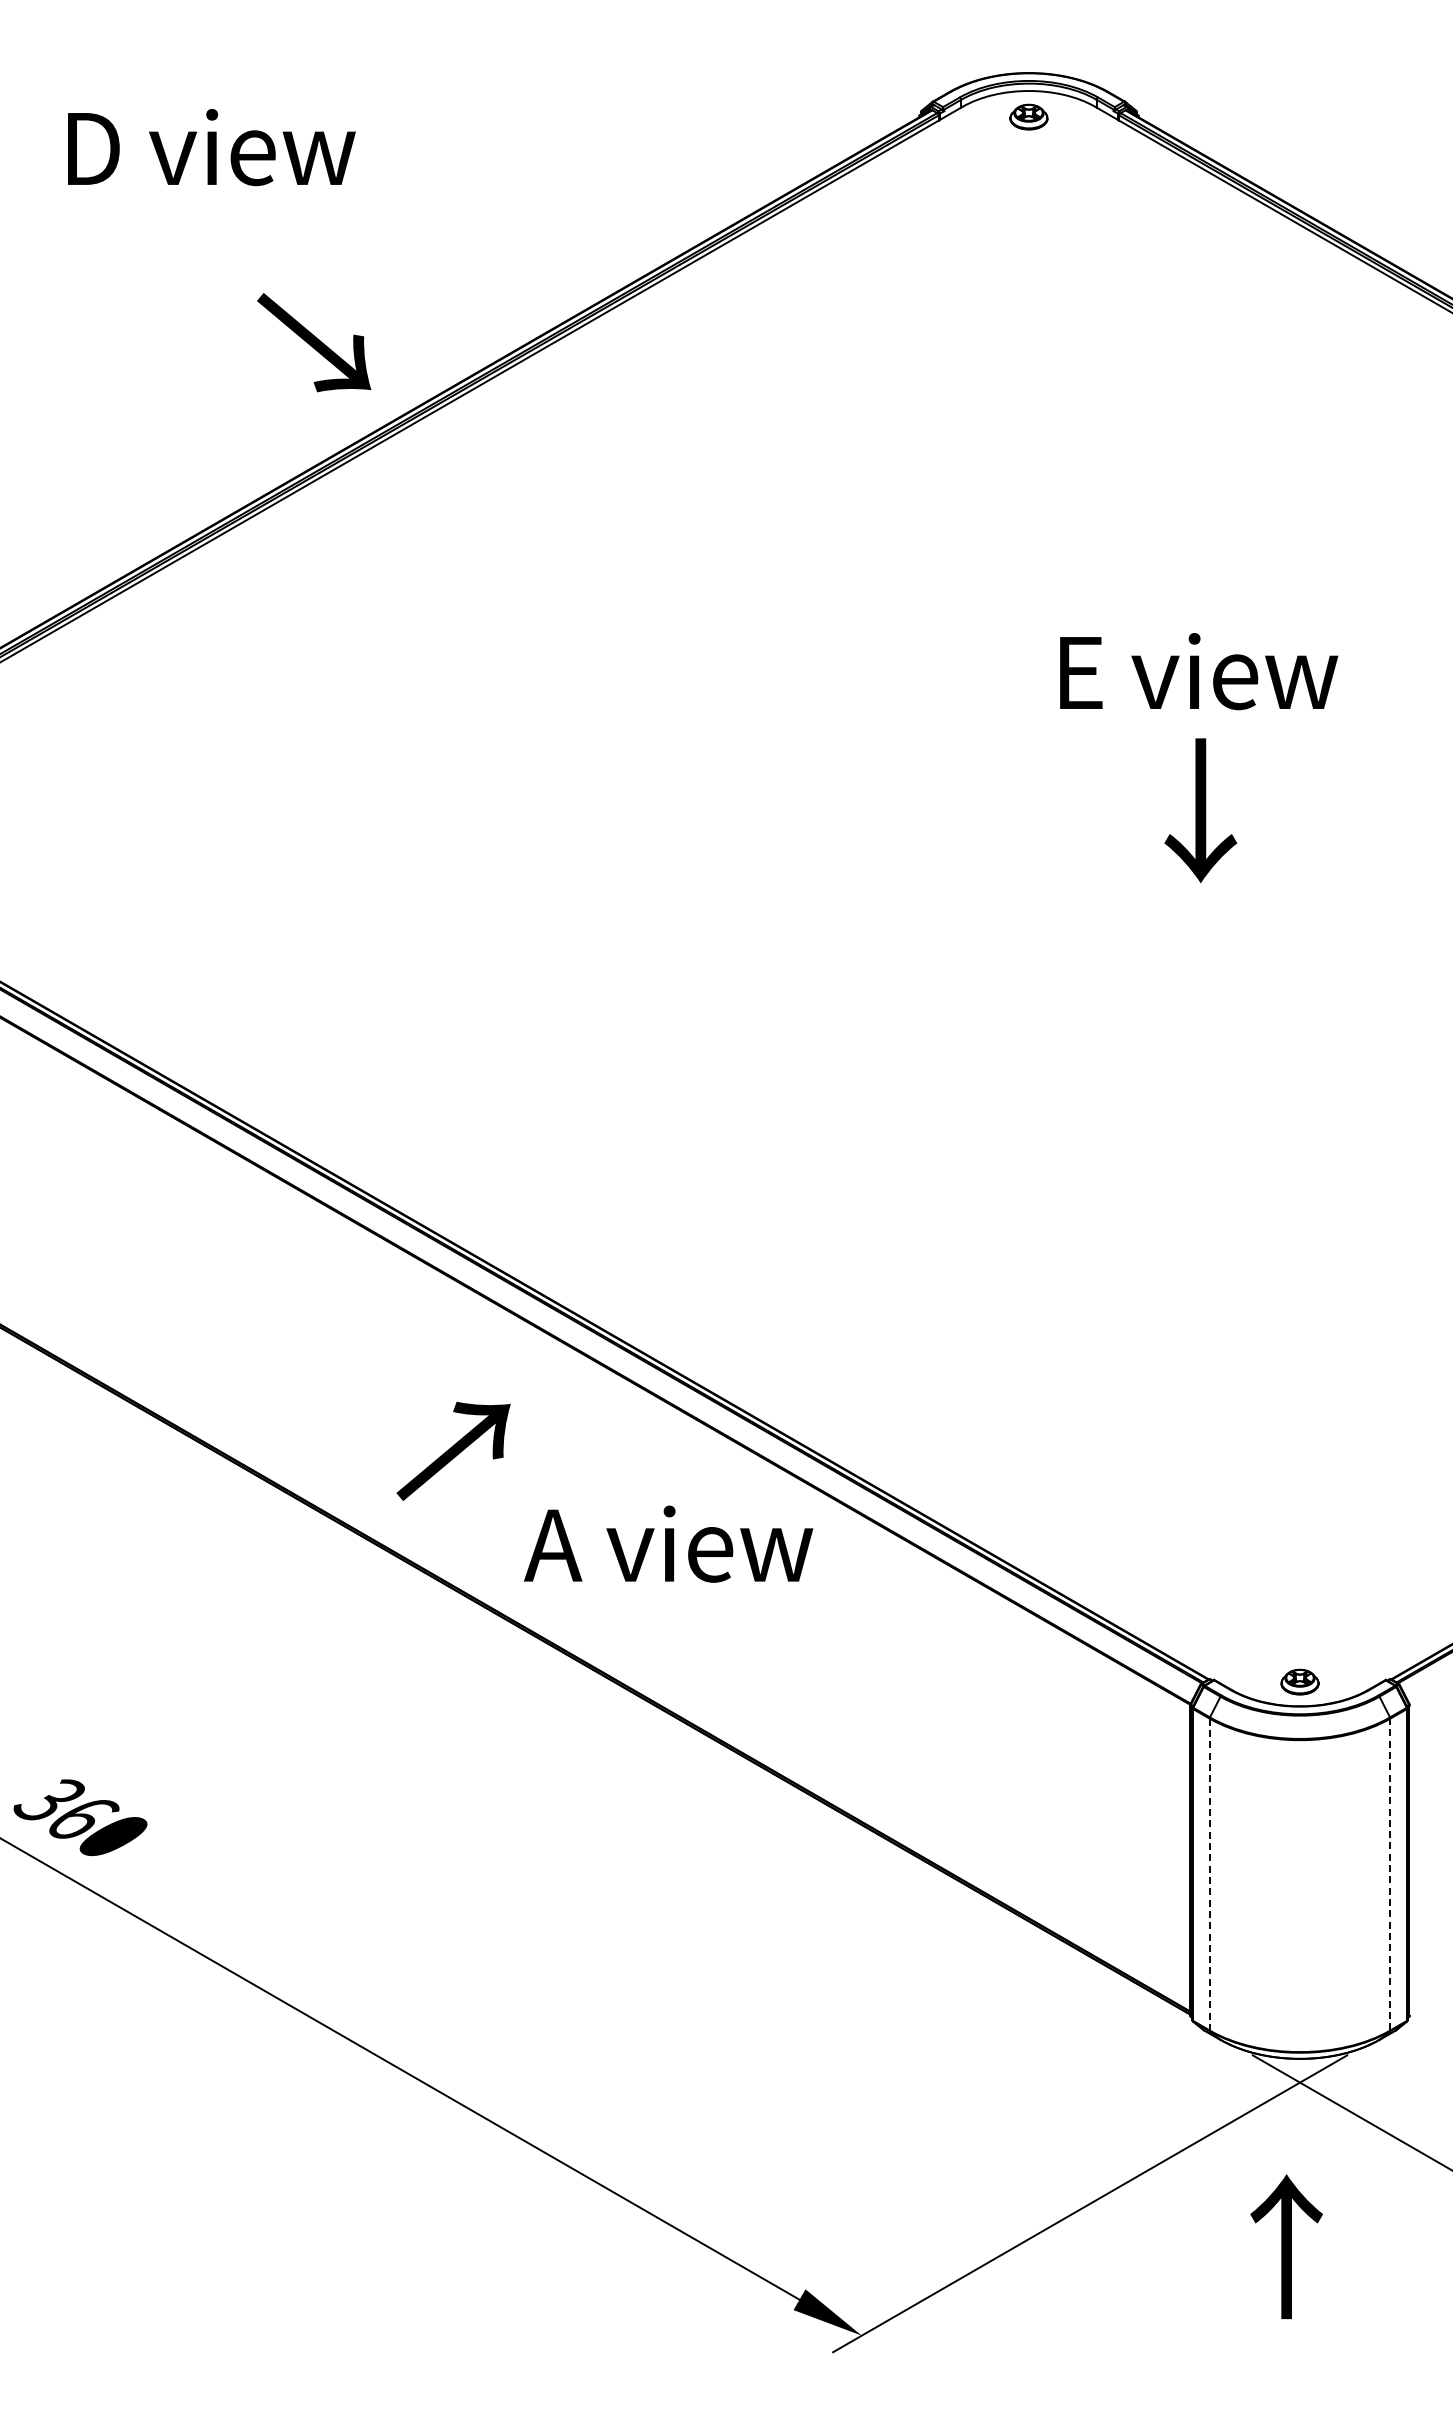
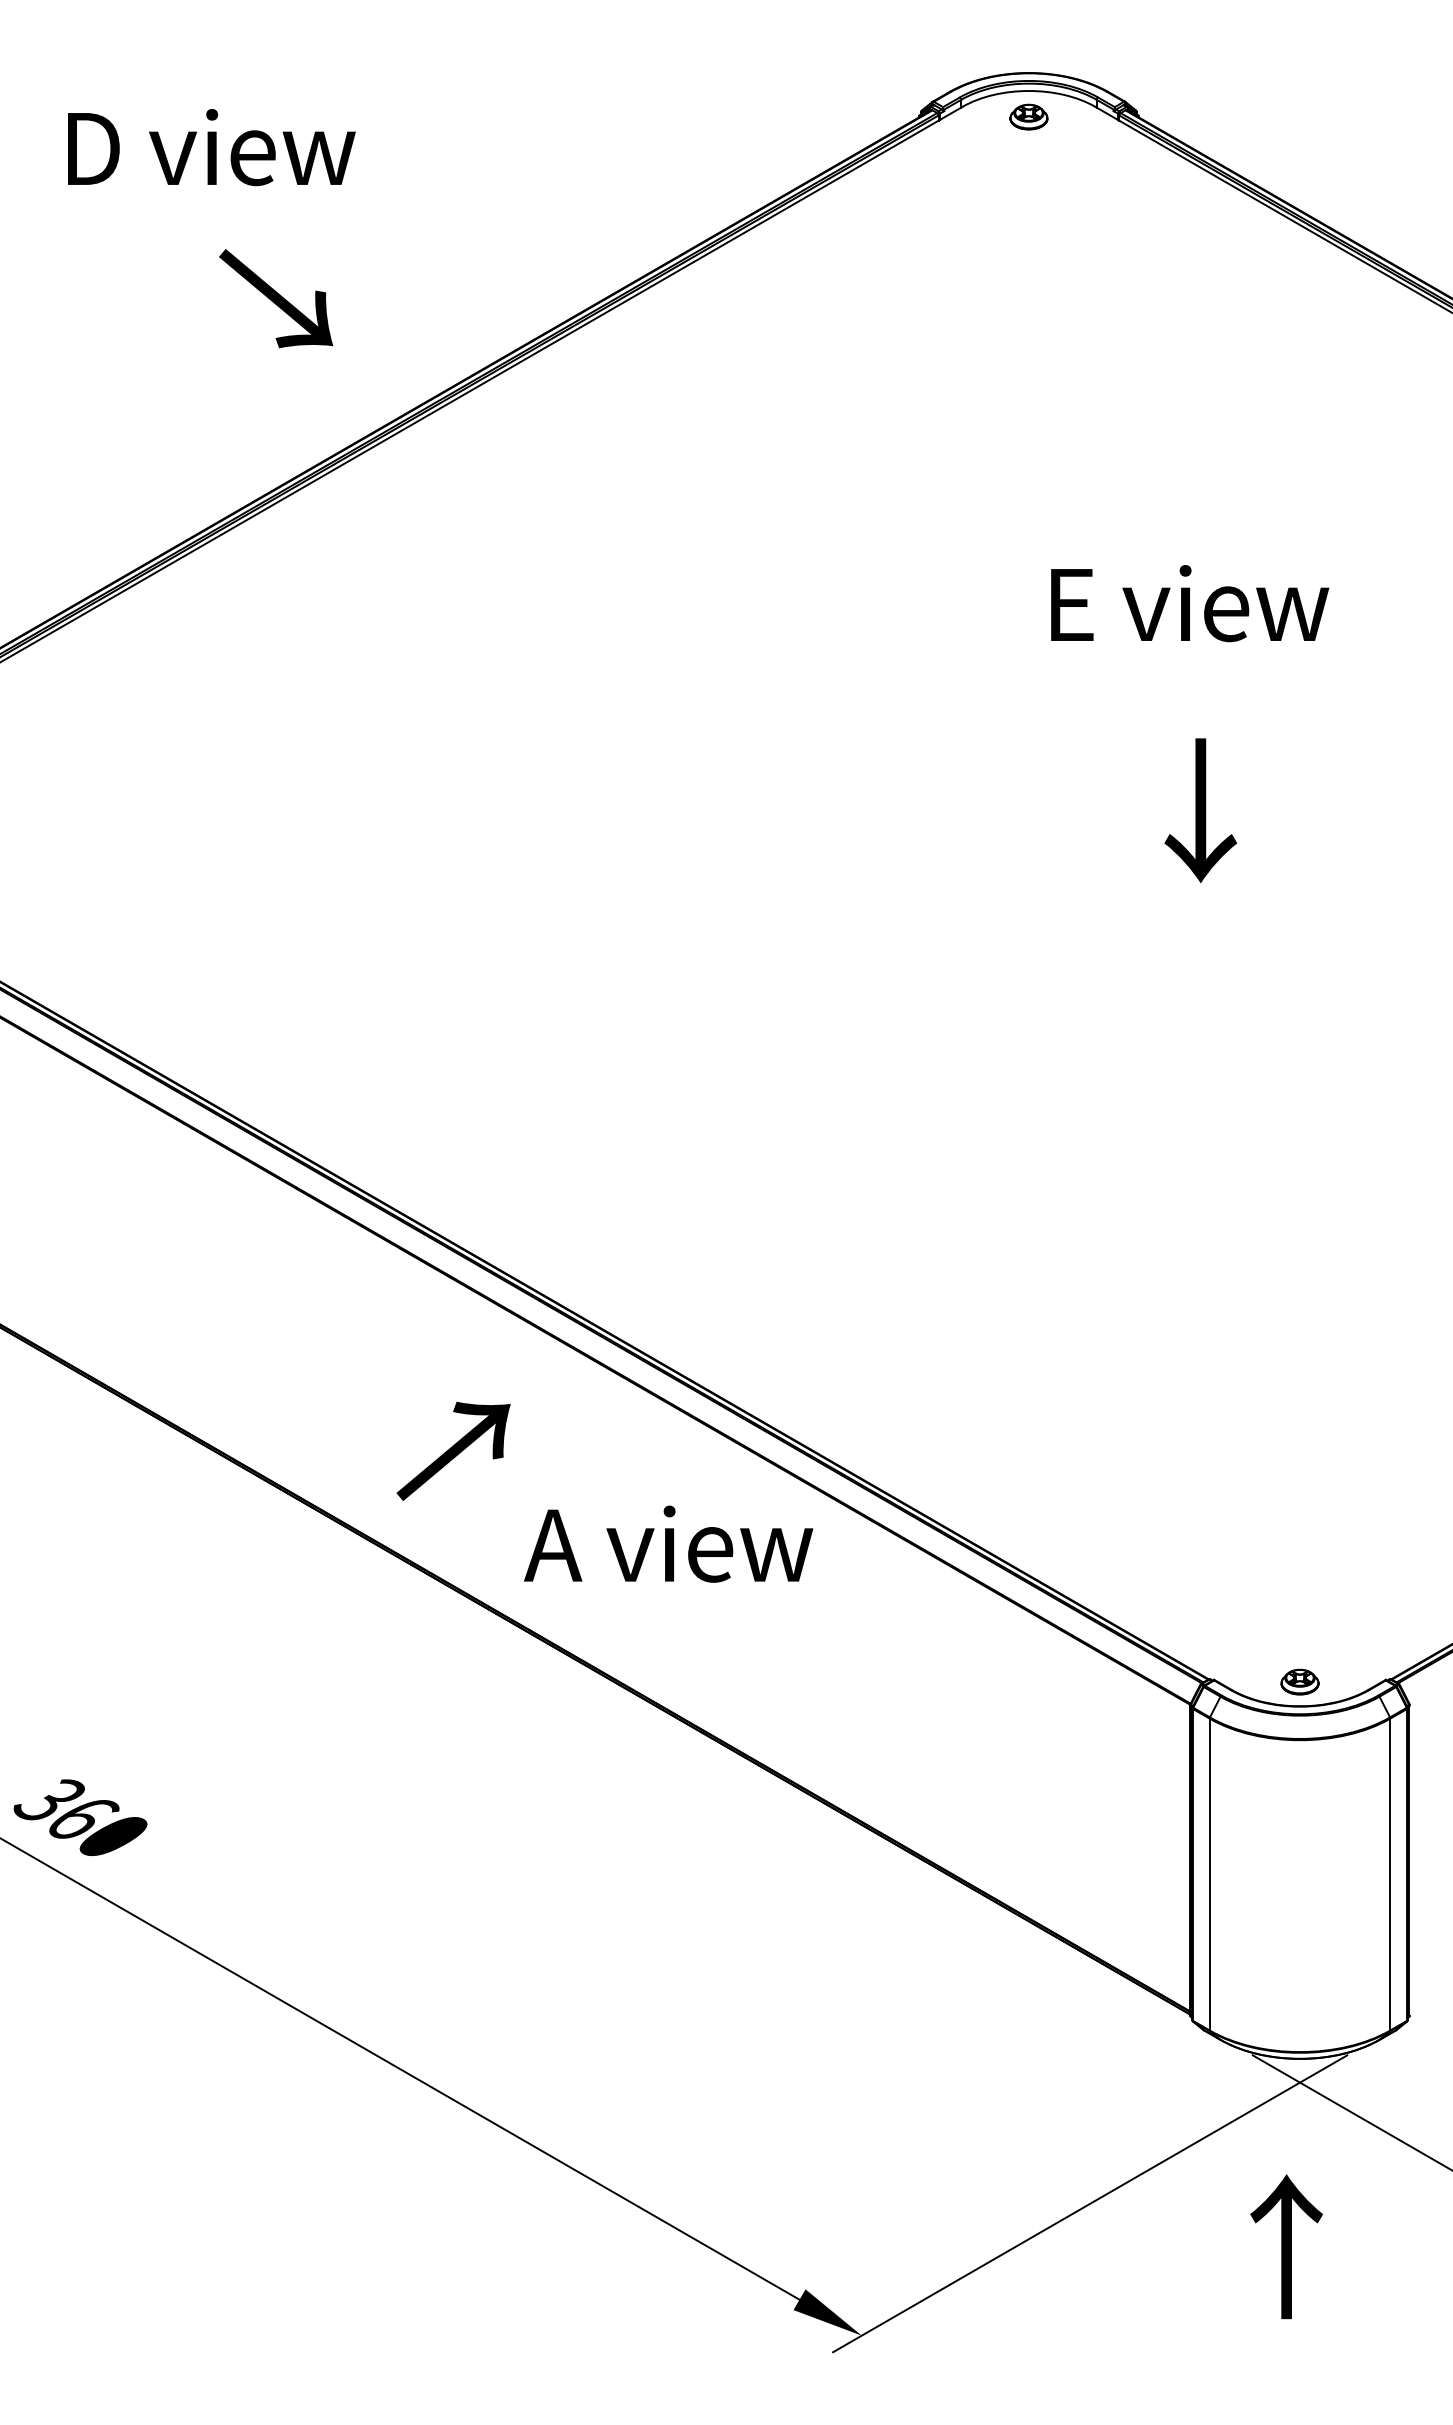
text position: (314, 342) -> (276, 298) (276, 298)
text position: (1199, 671) -> (1190, 603) (1190, 603)
line: dashed -> solid (1209, 1874)
line: dashed -> solid (1390, 1874)
